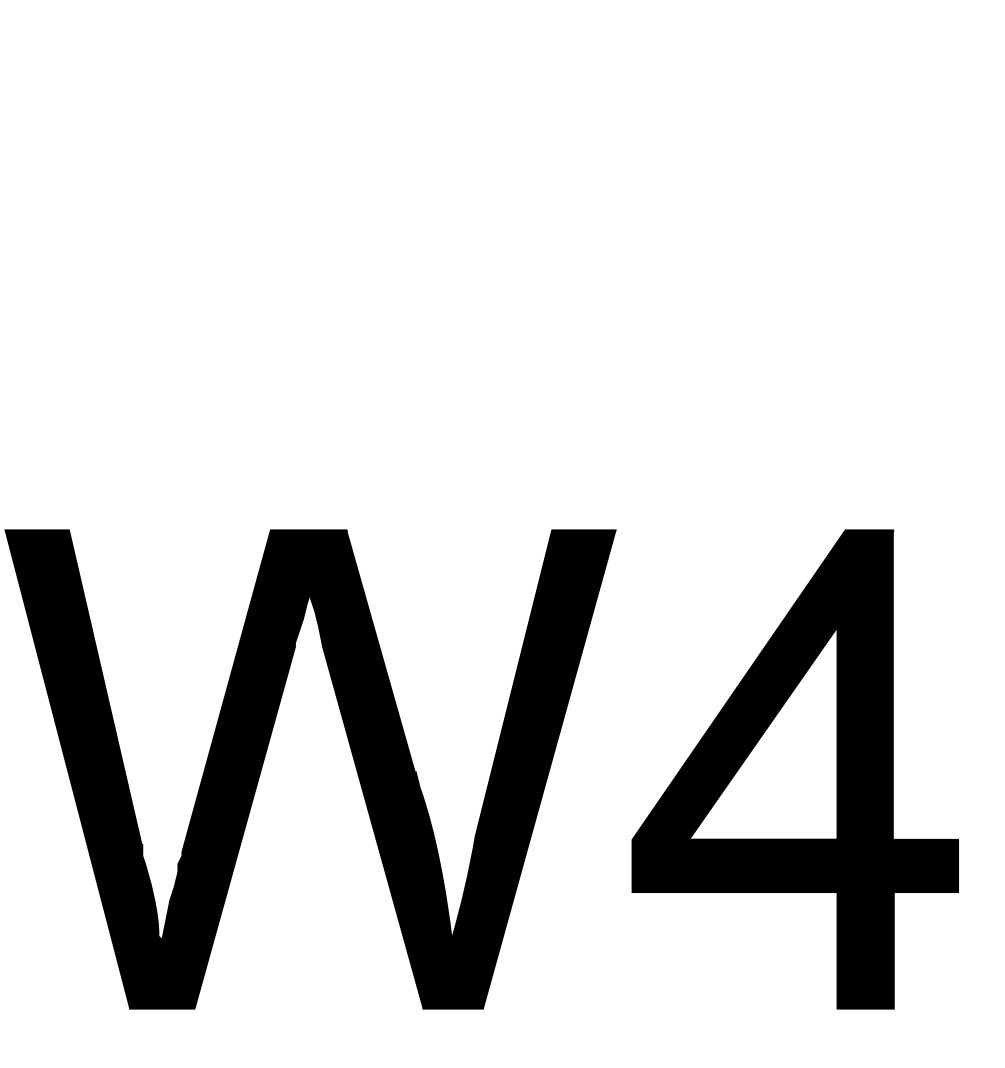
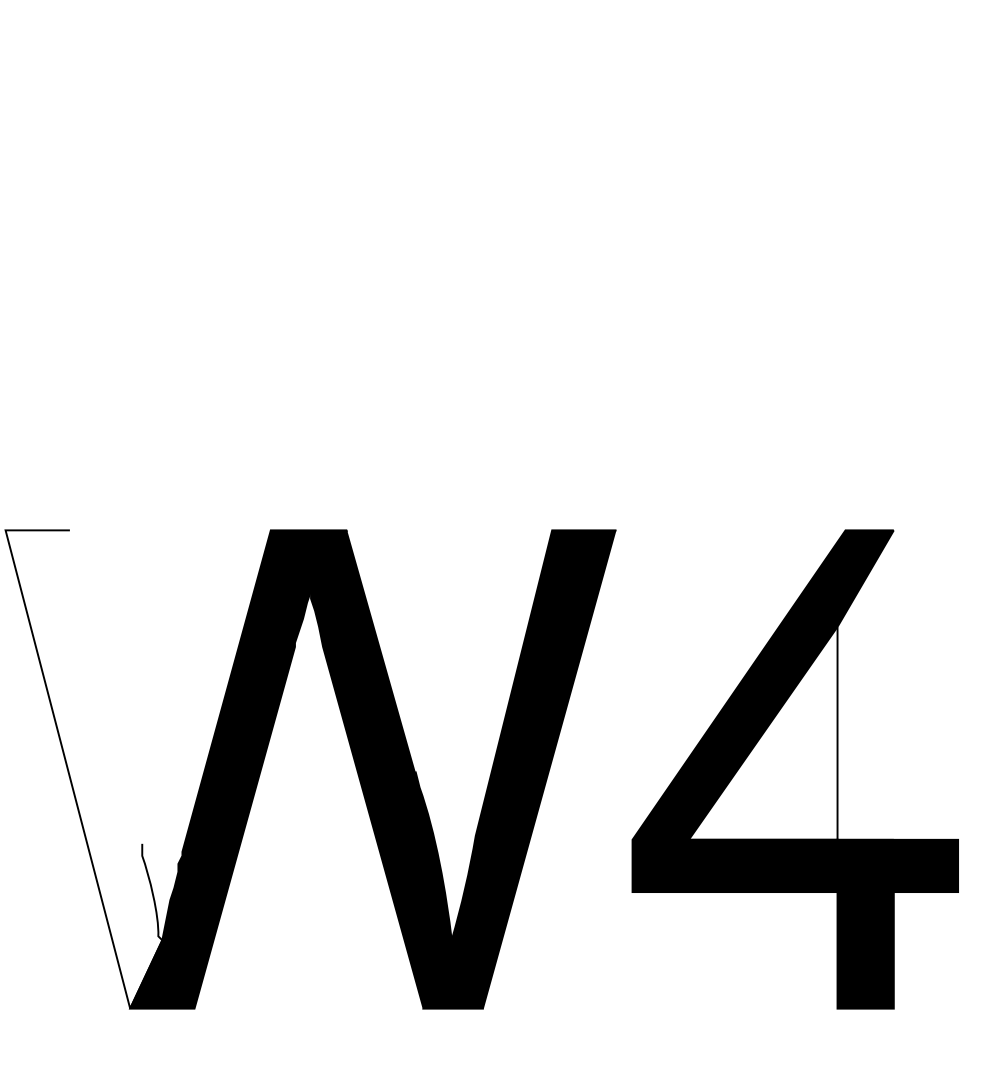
fill: present -> none (790, 684)
fill: present -> none (83, 769)
